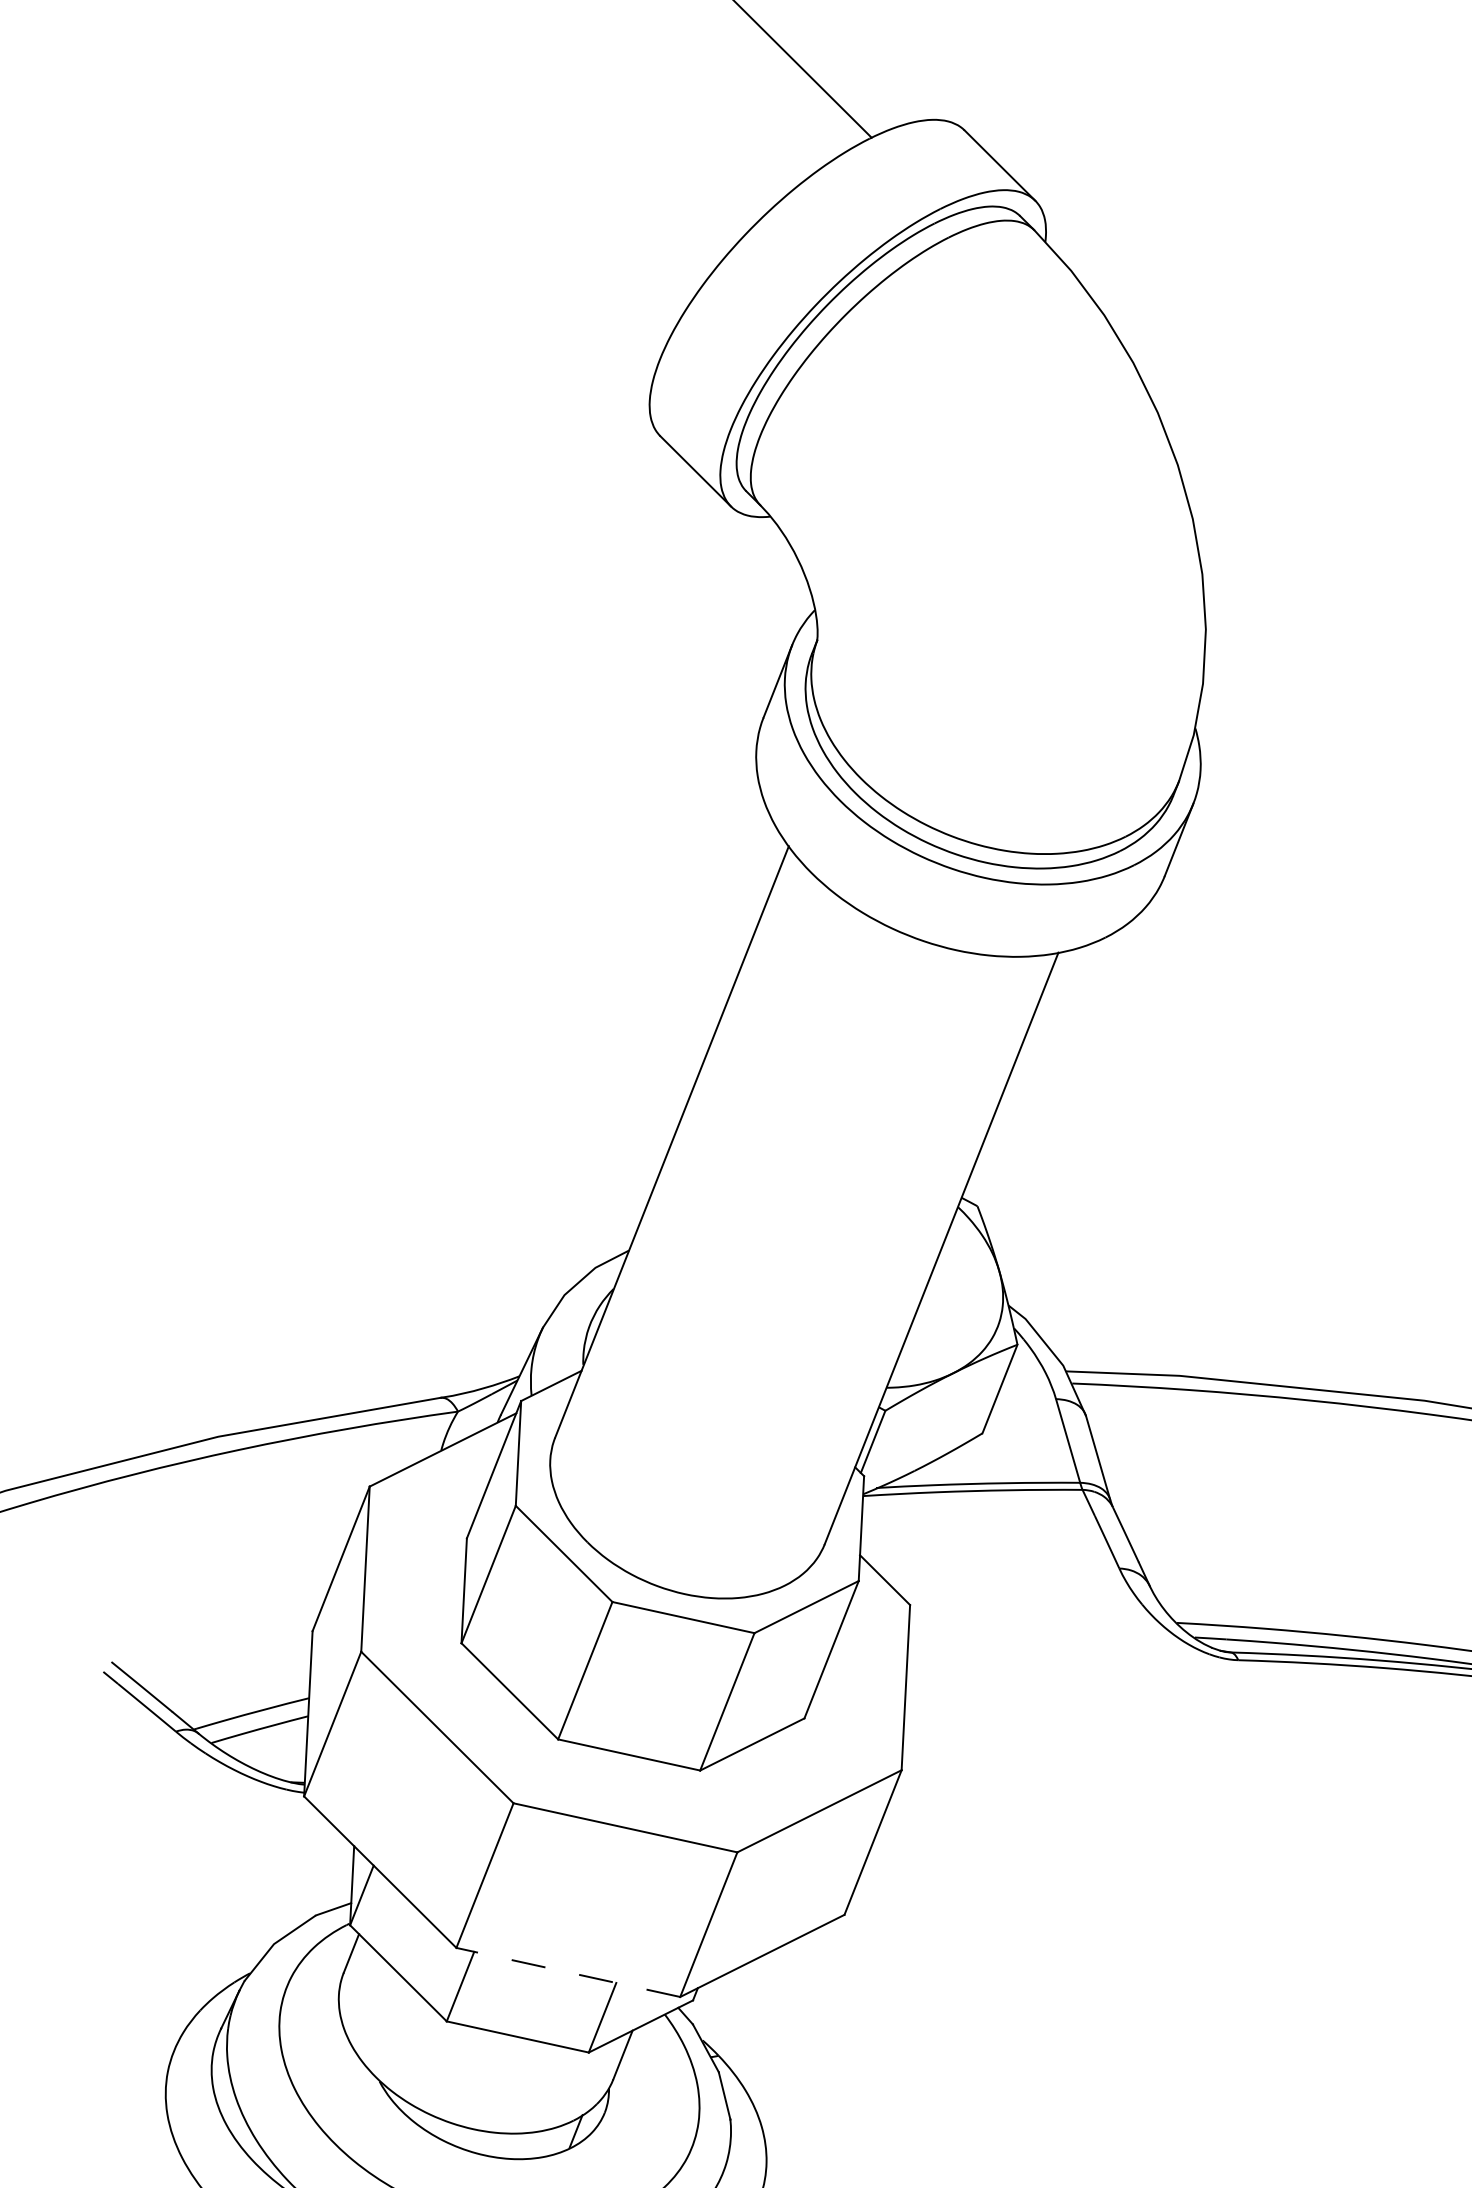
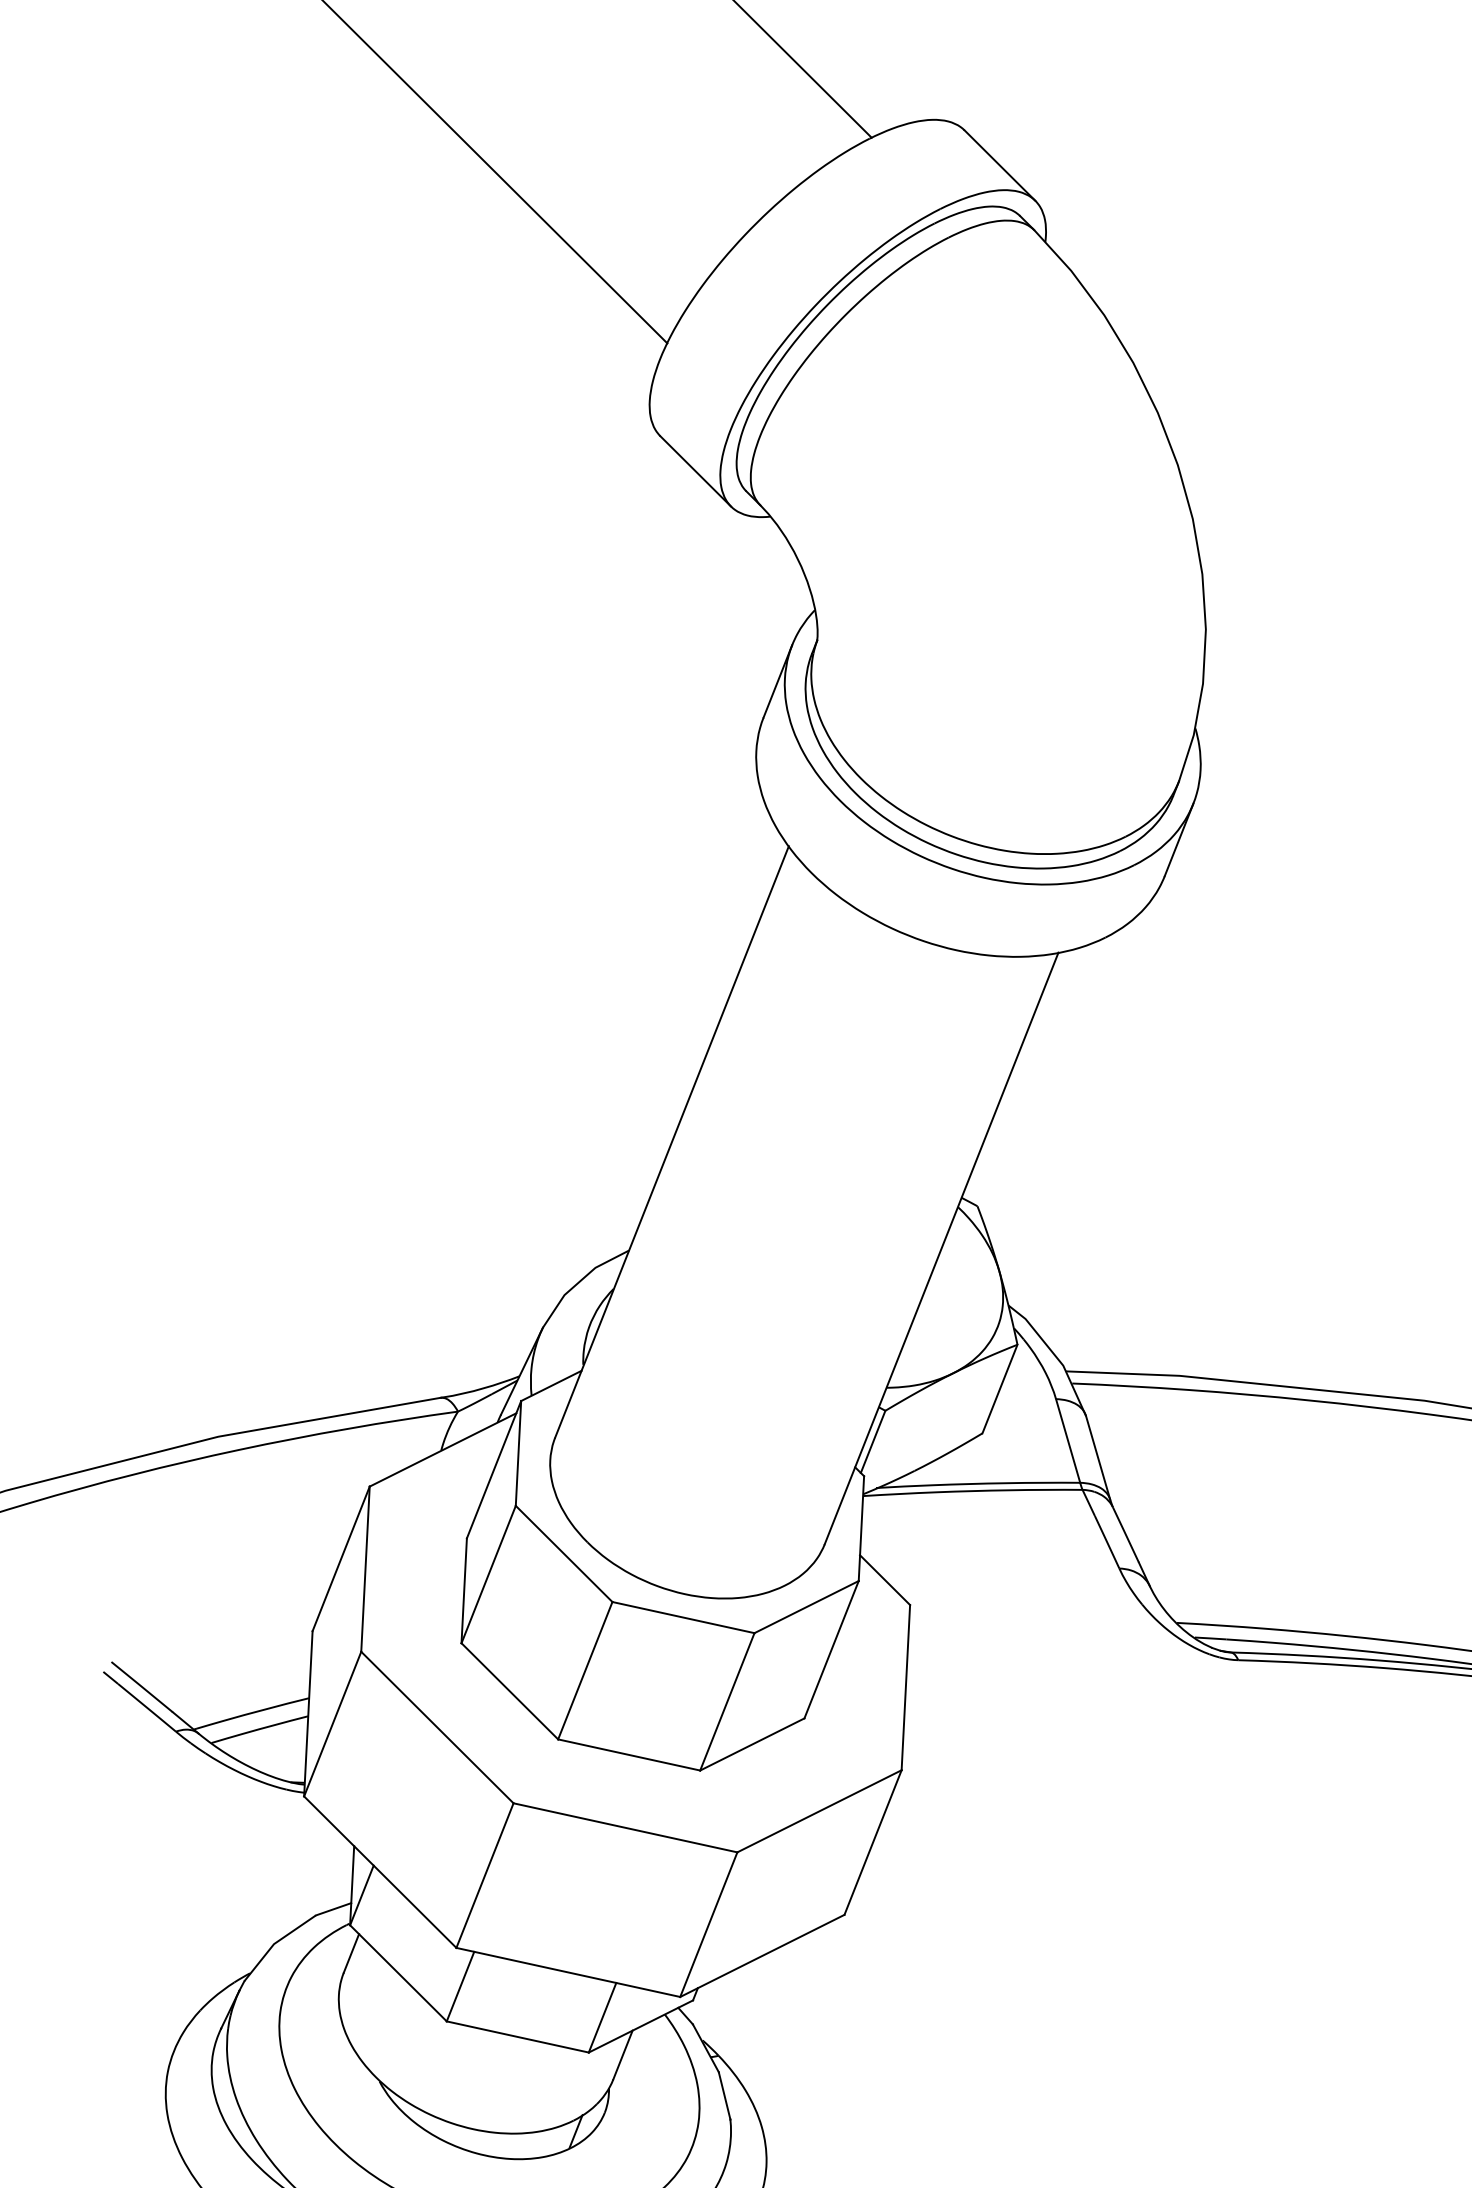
line: none -> present (495, 172)
line: dashed -> solid (568, 1972)
